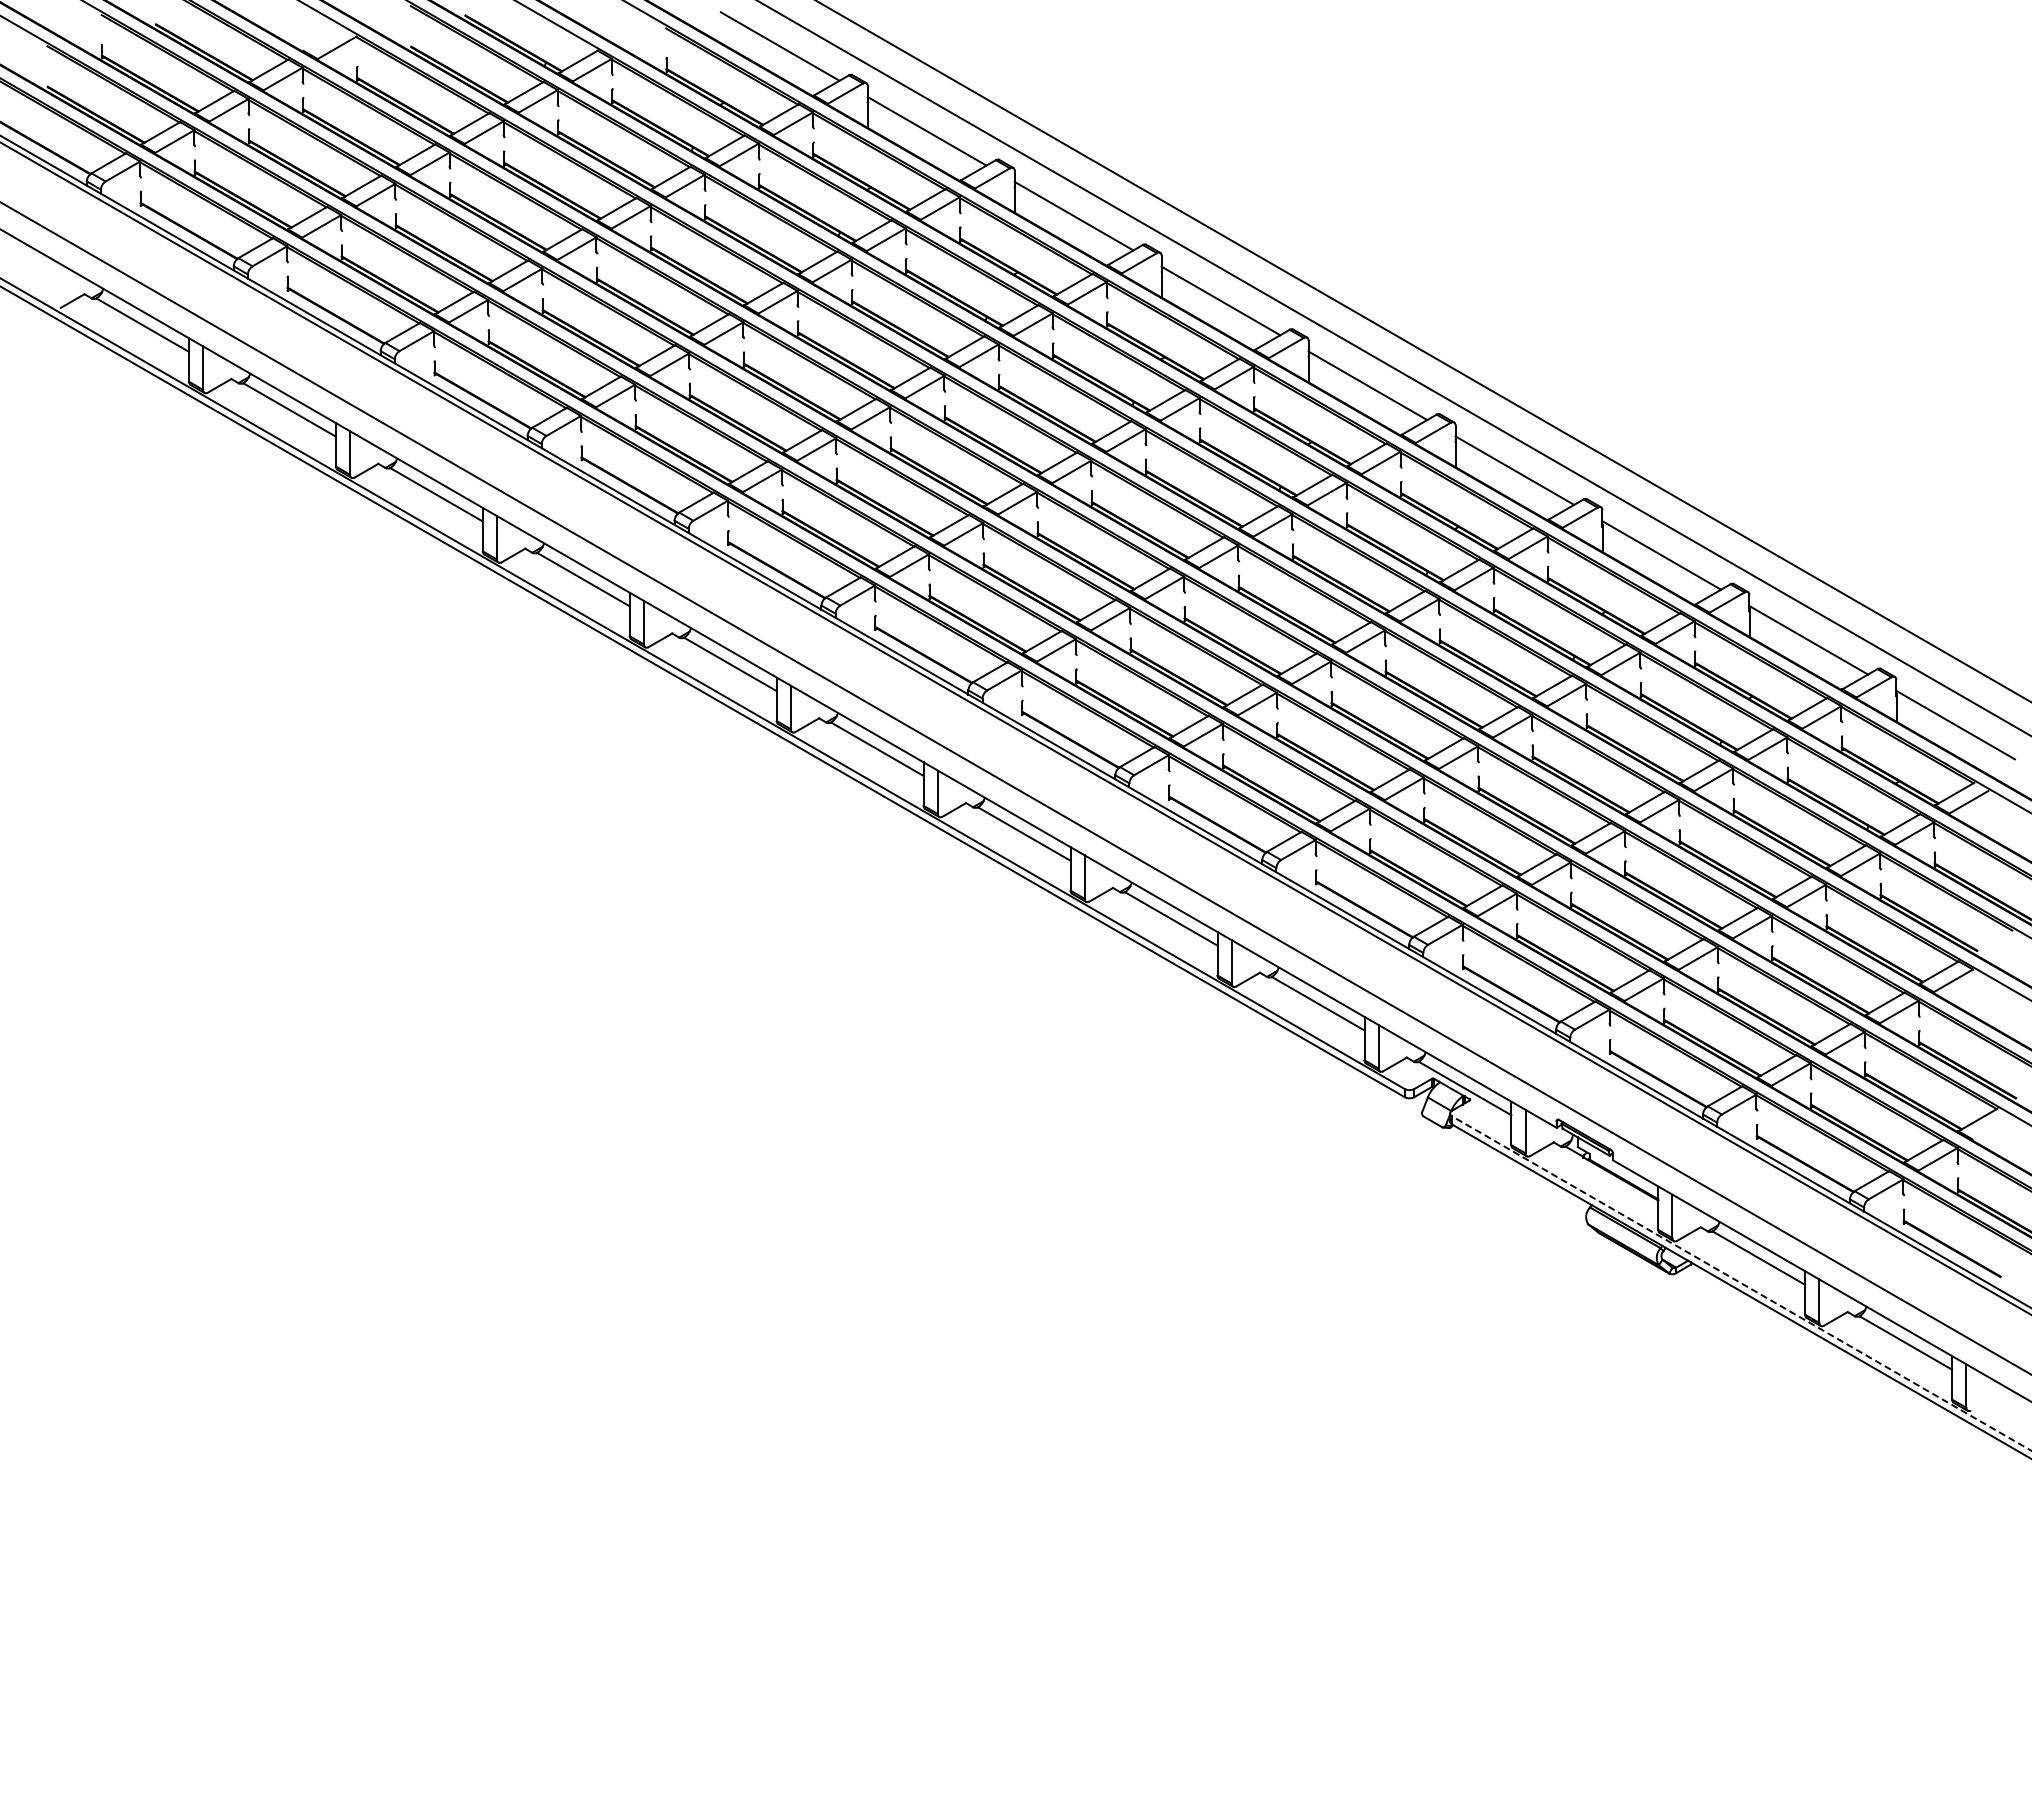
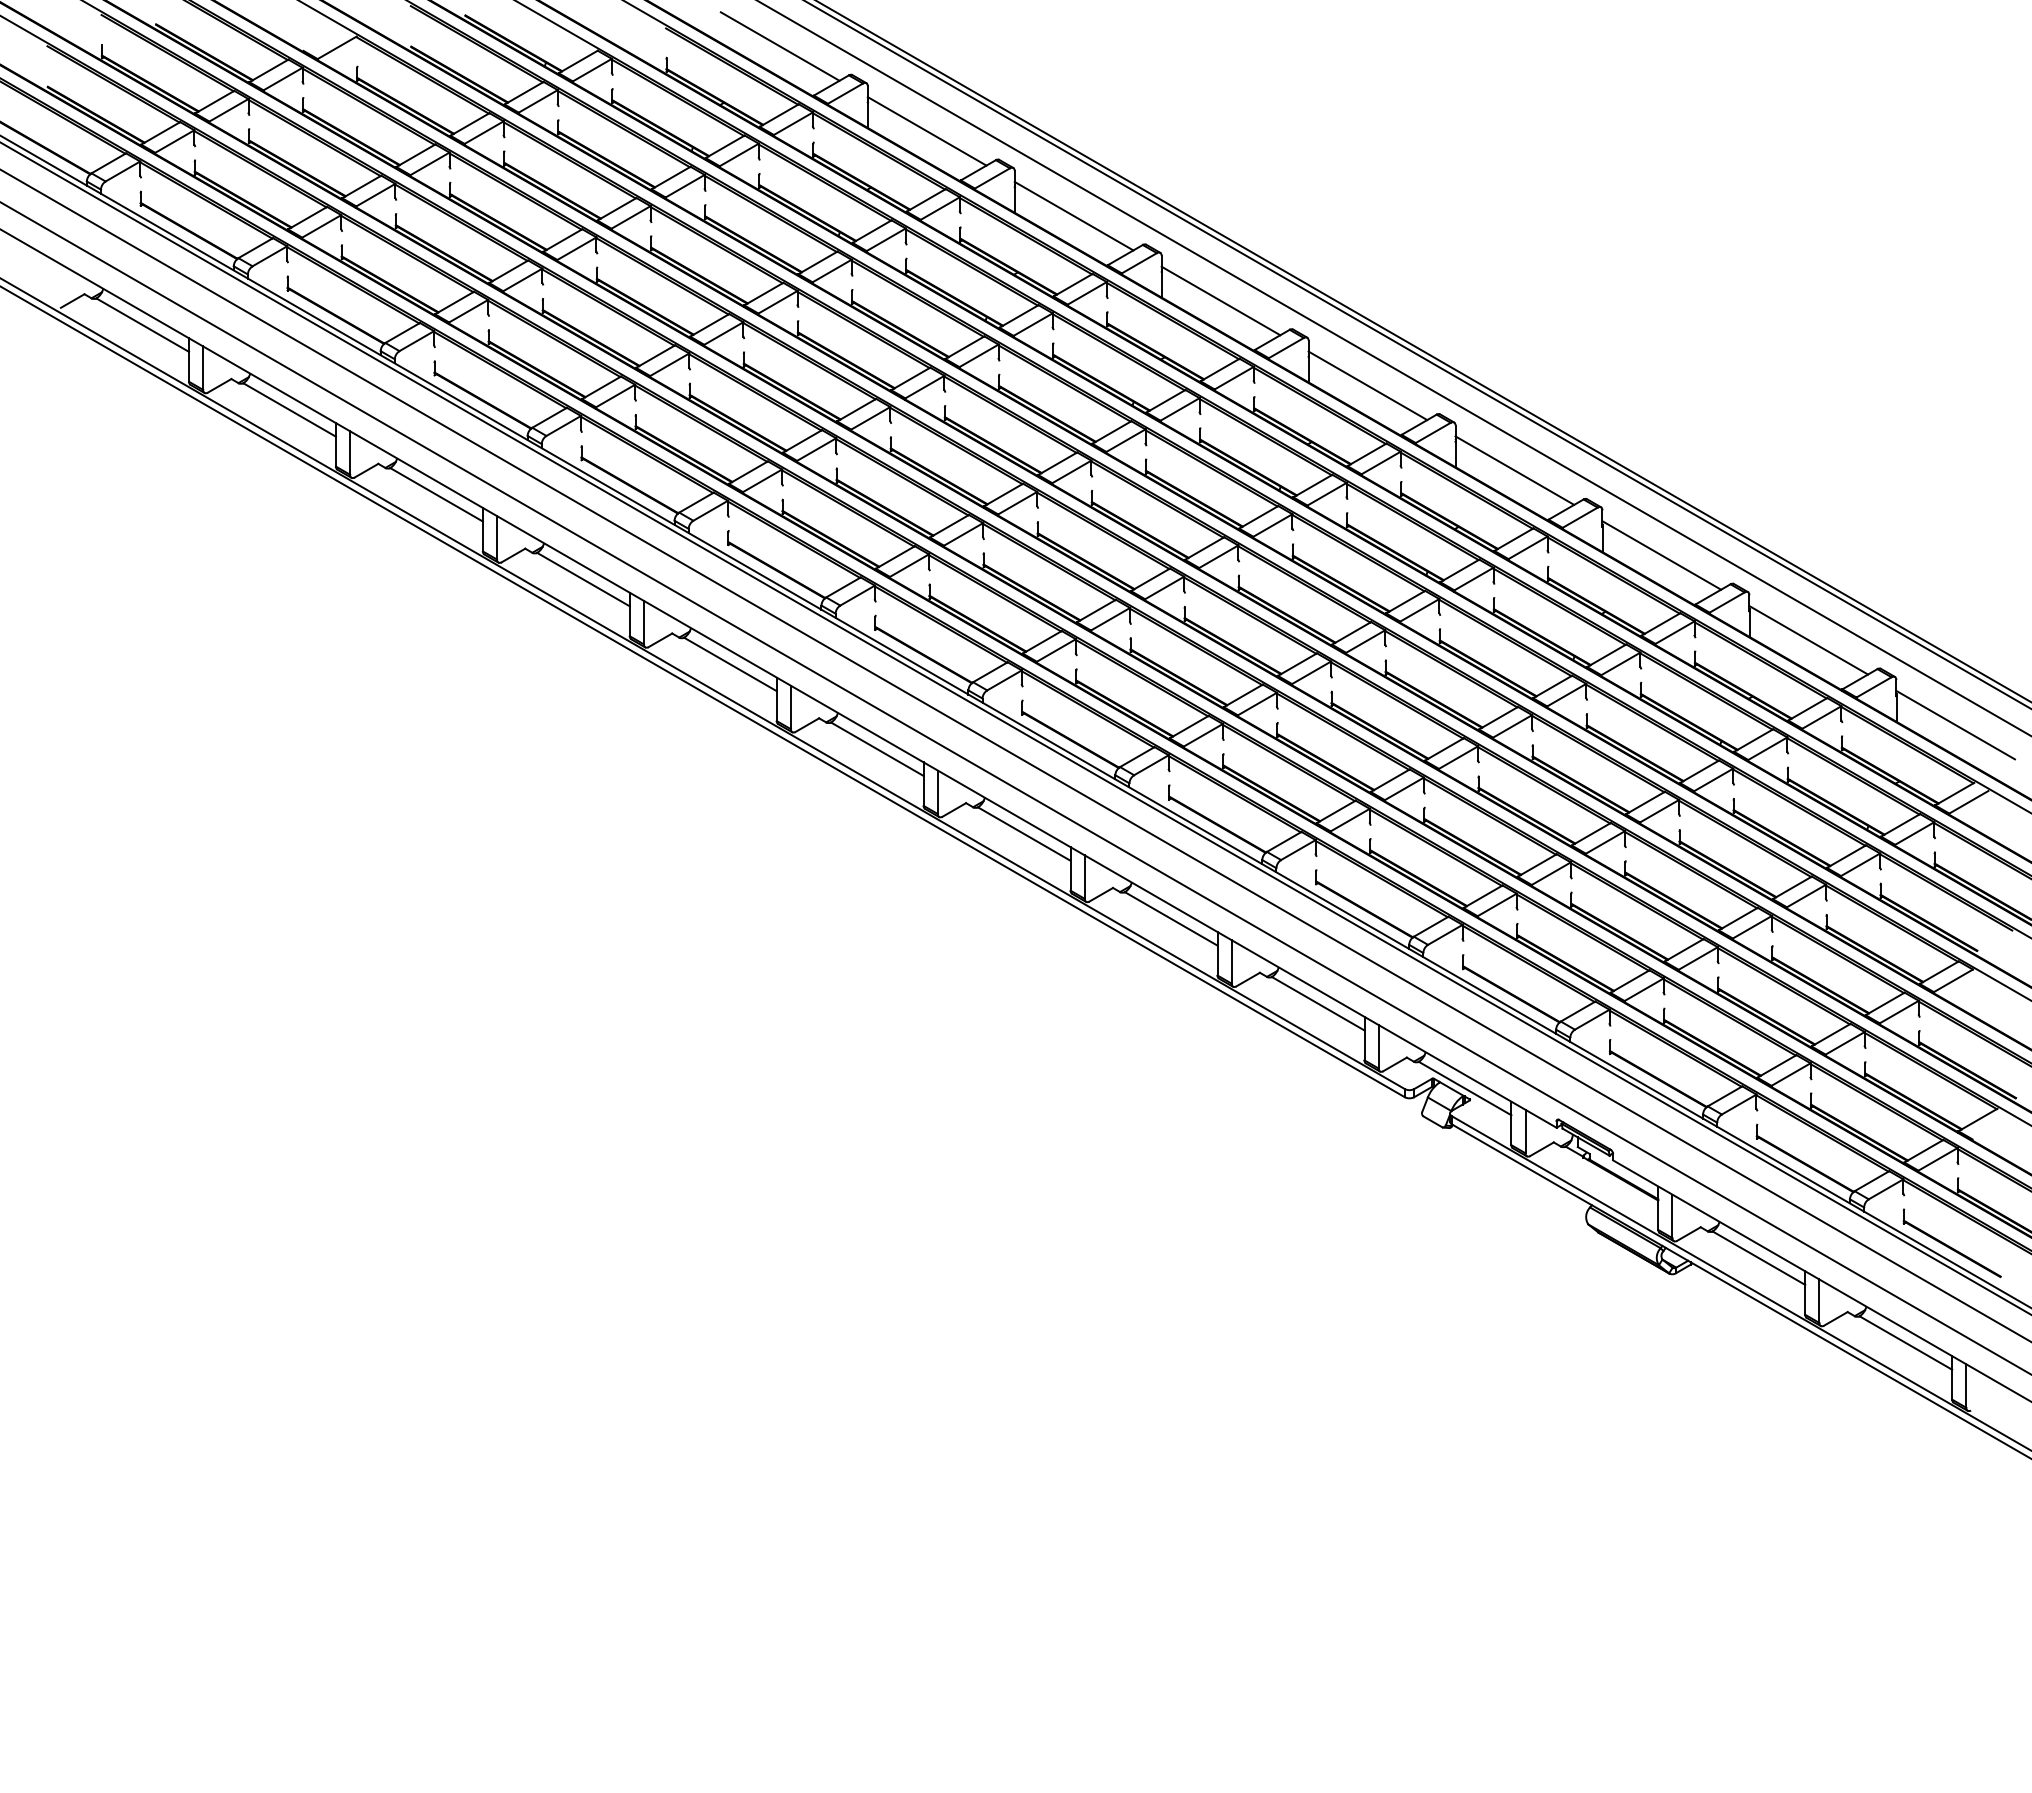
line: none -> present (1417, 354)
line: none -> present (1015, 755)
line: dashed -> solid (1741, 1283)
